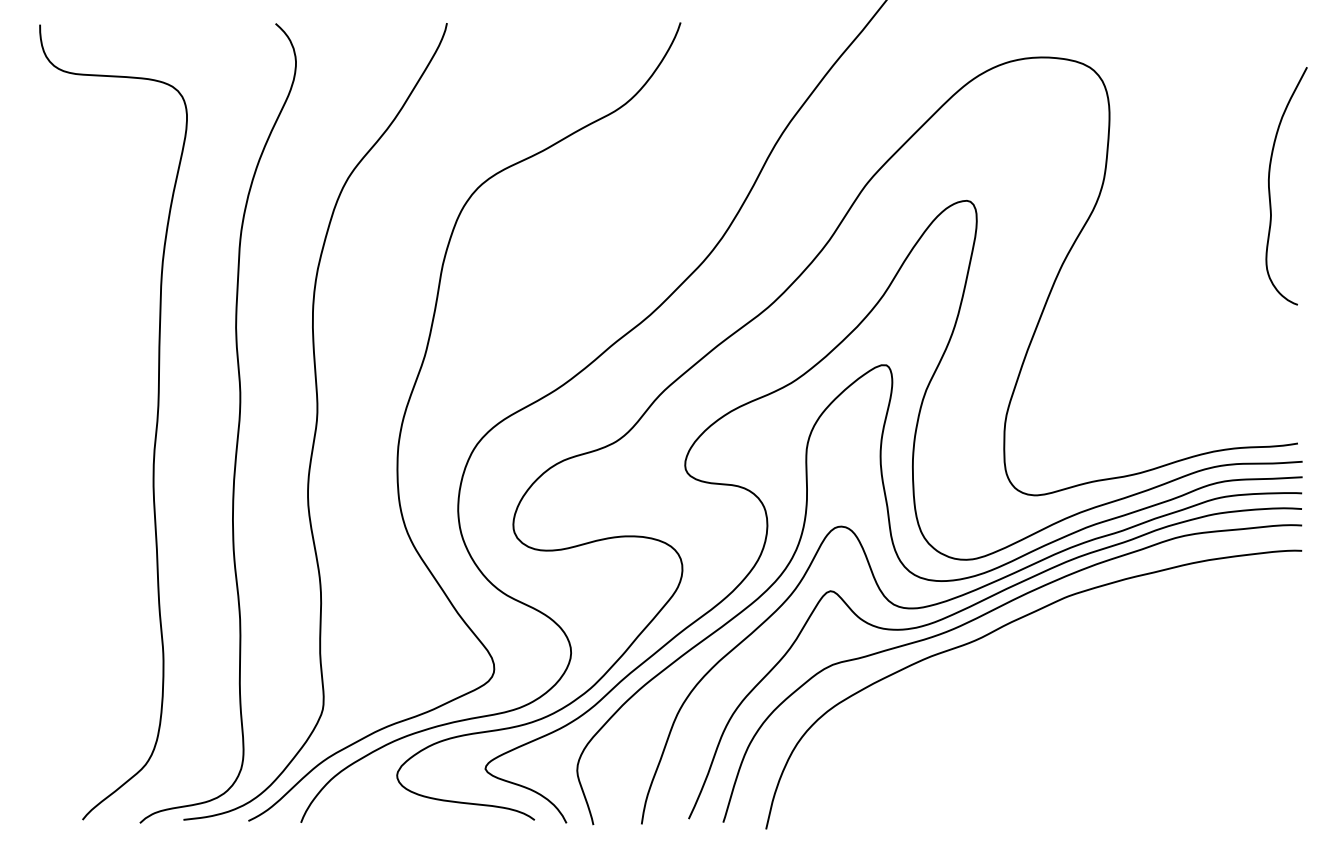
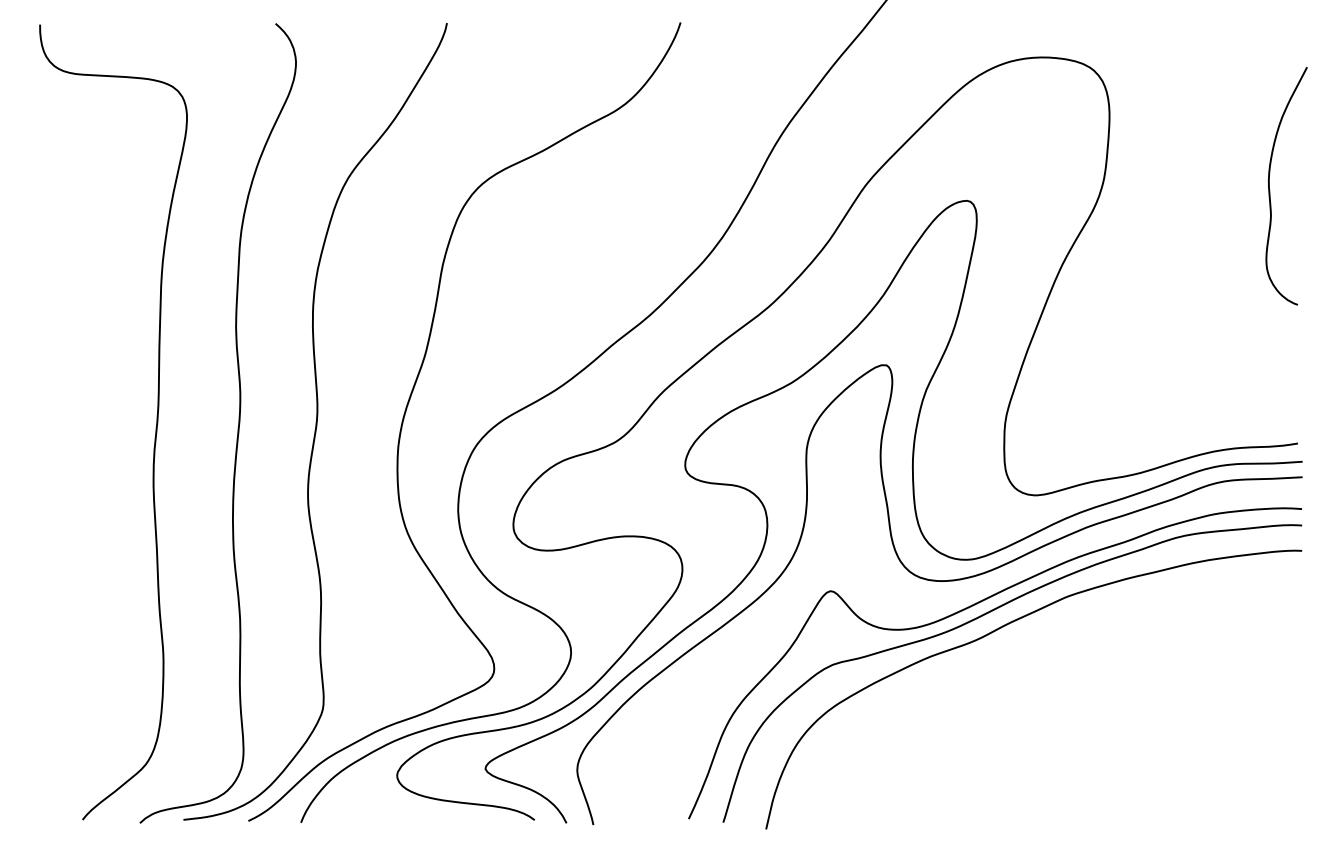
curve: present -> none (951, 600)
